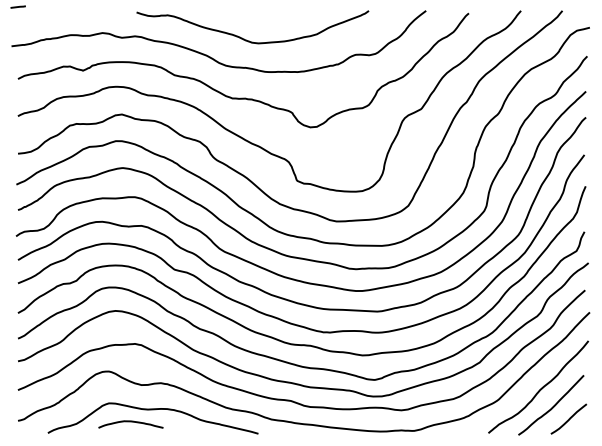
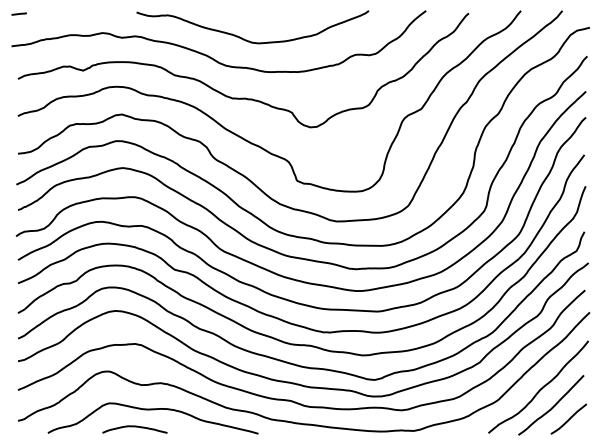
line position: (17, 6) -> (18, 13) (18, 13)
curve position: (130, 422) -> (134, 427) (134, 427)
